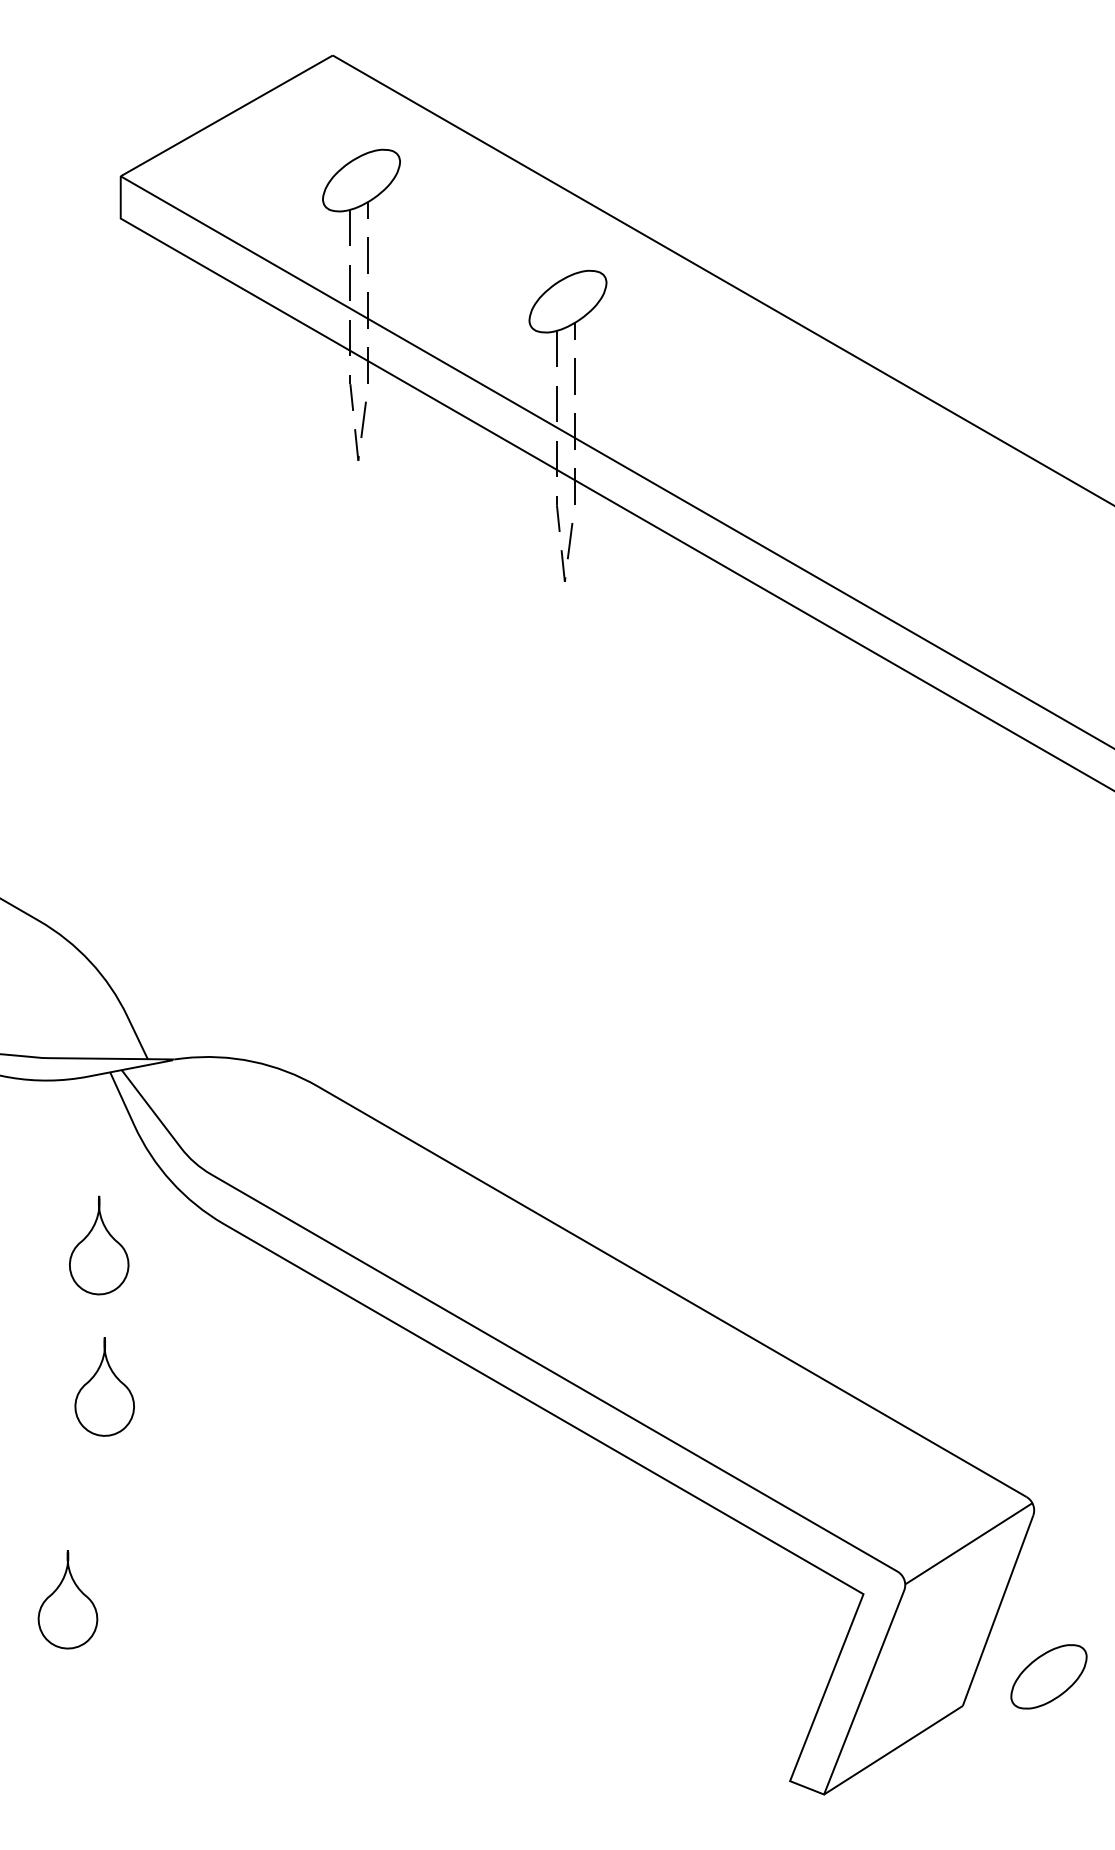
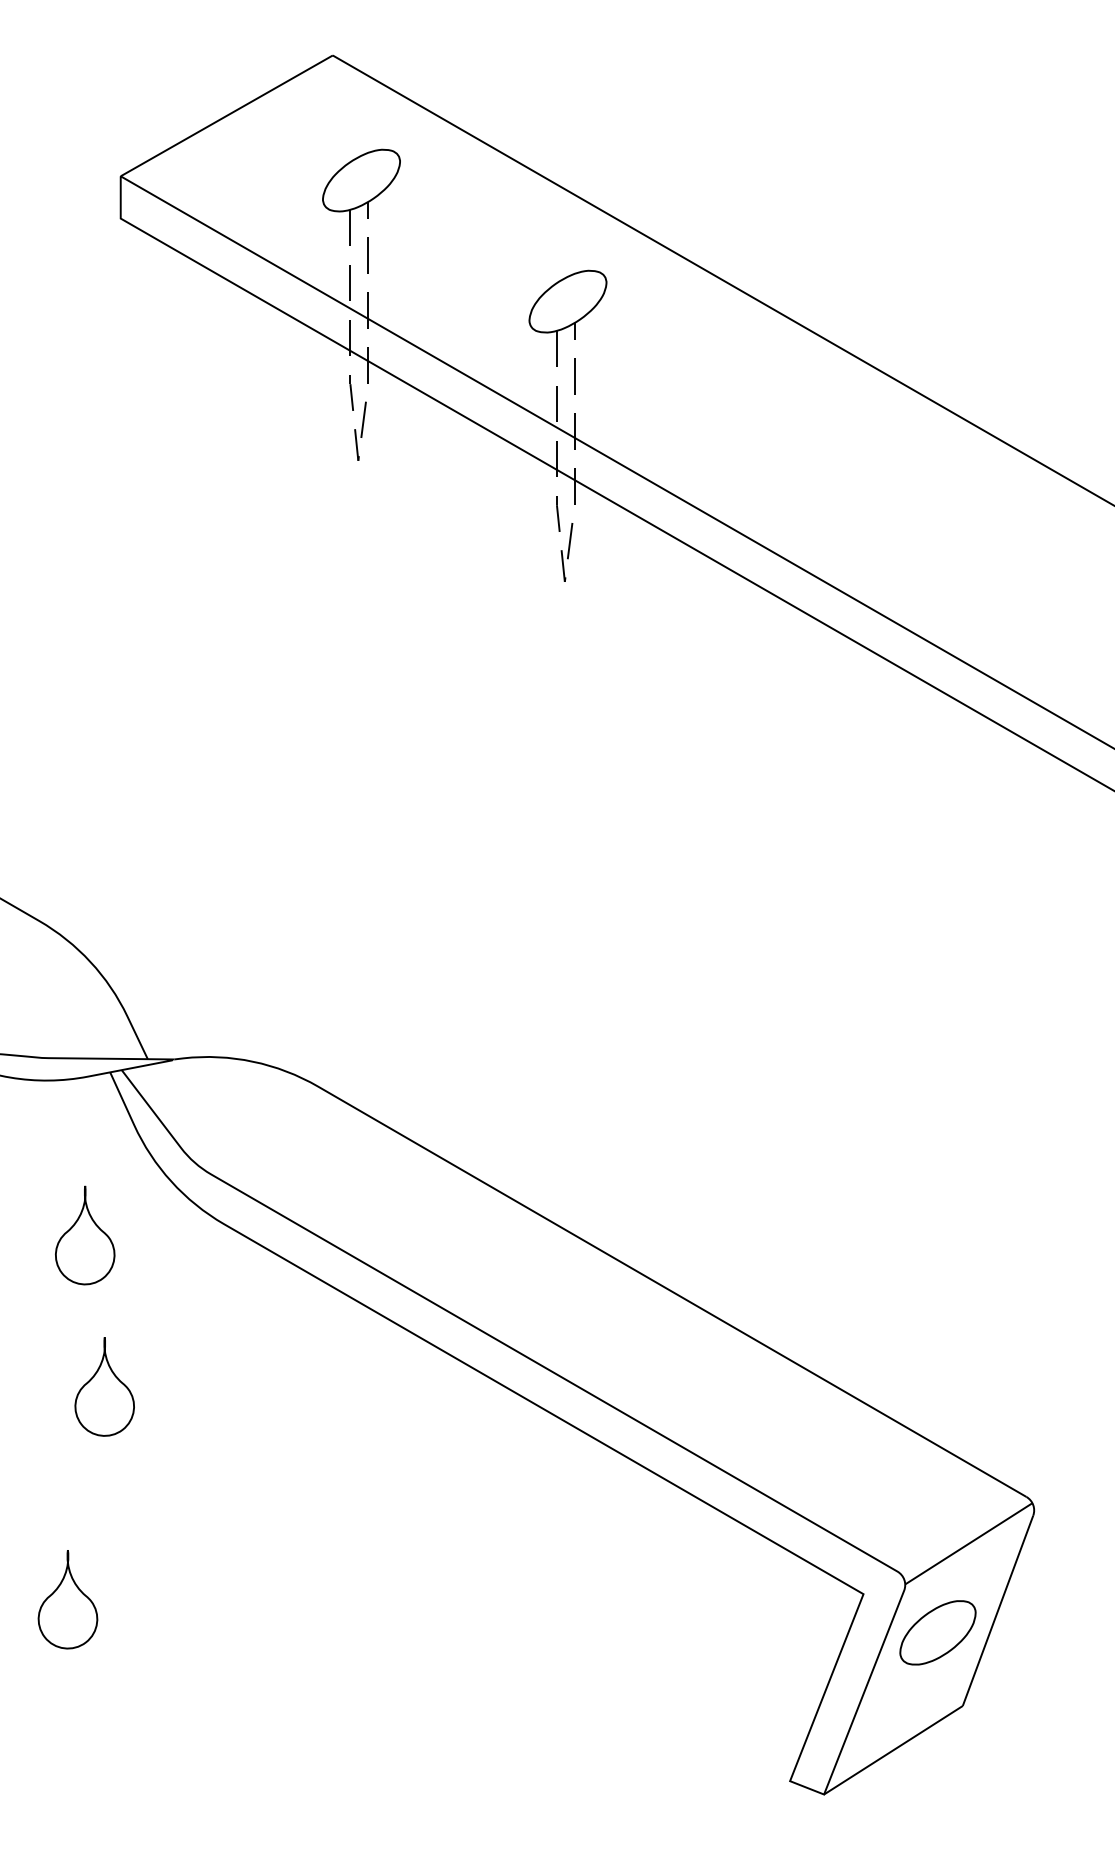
part position: (99, 1245) -> (85, 1235) (85, 1235)
part position: (1048, 1676) -> (937, 1632) (937, 1632)
